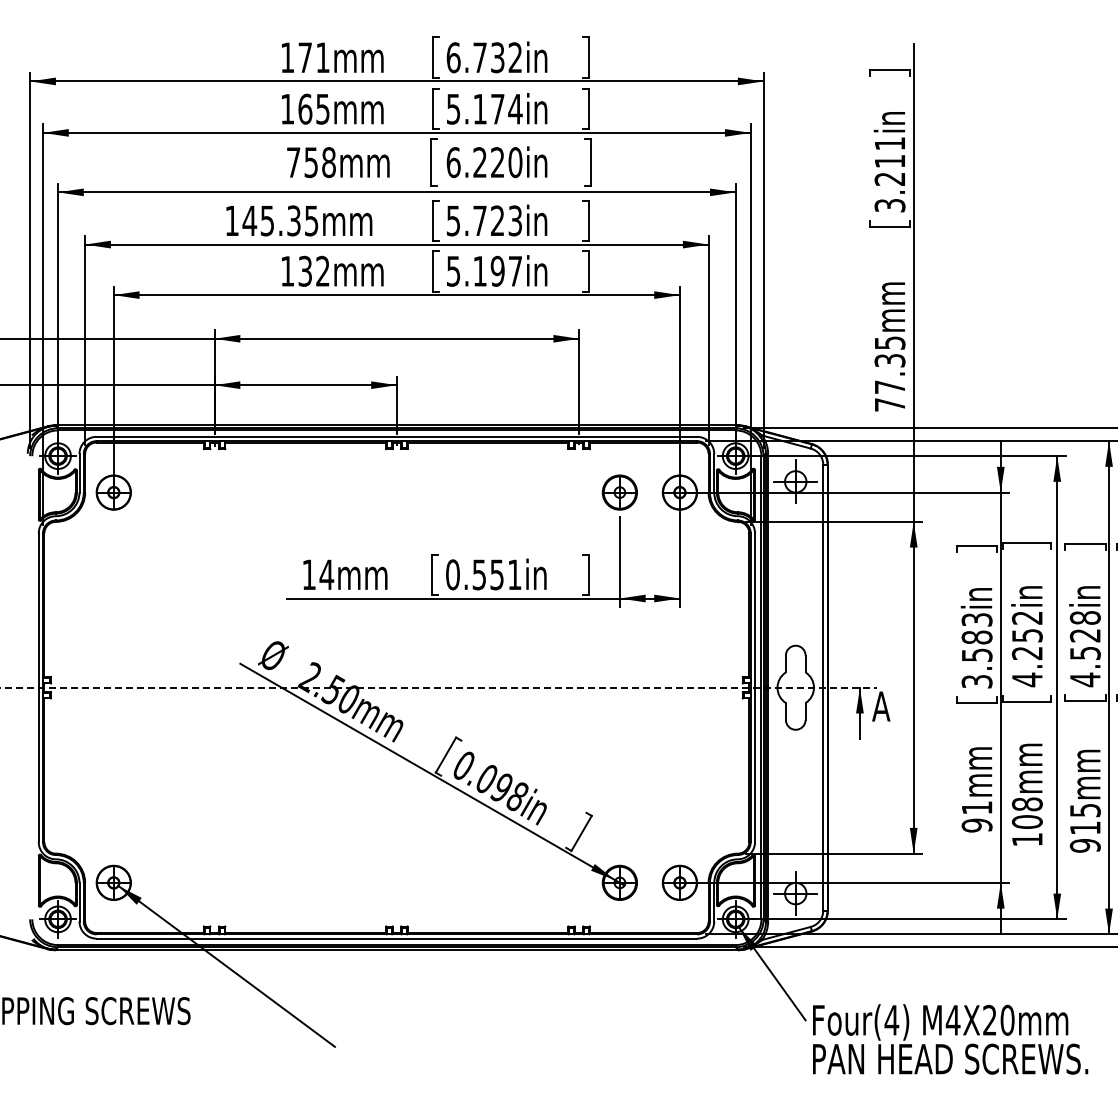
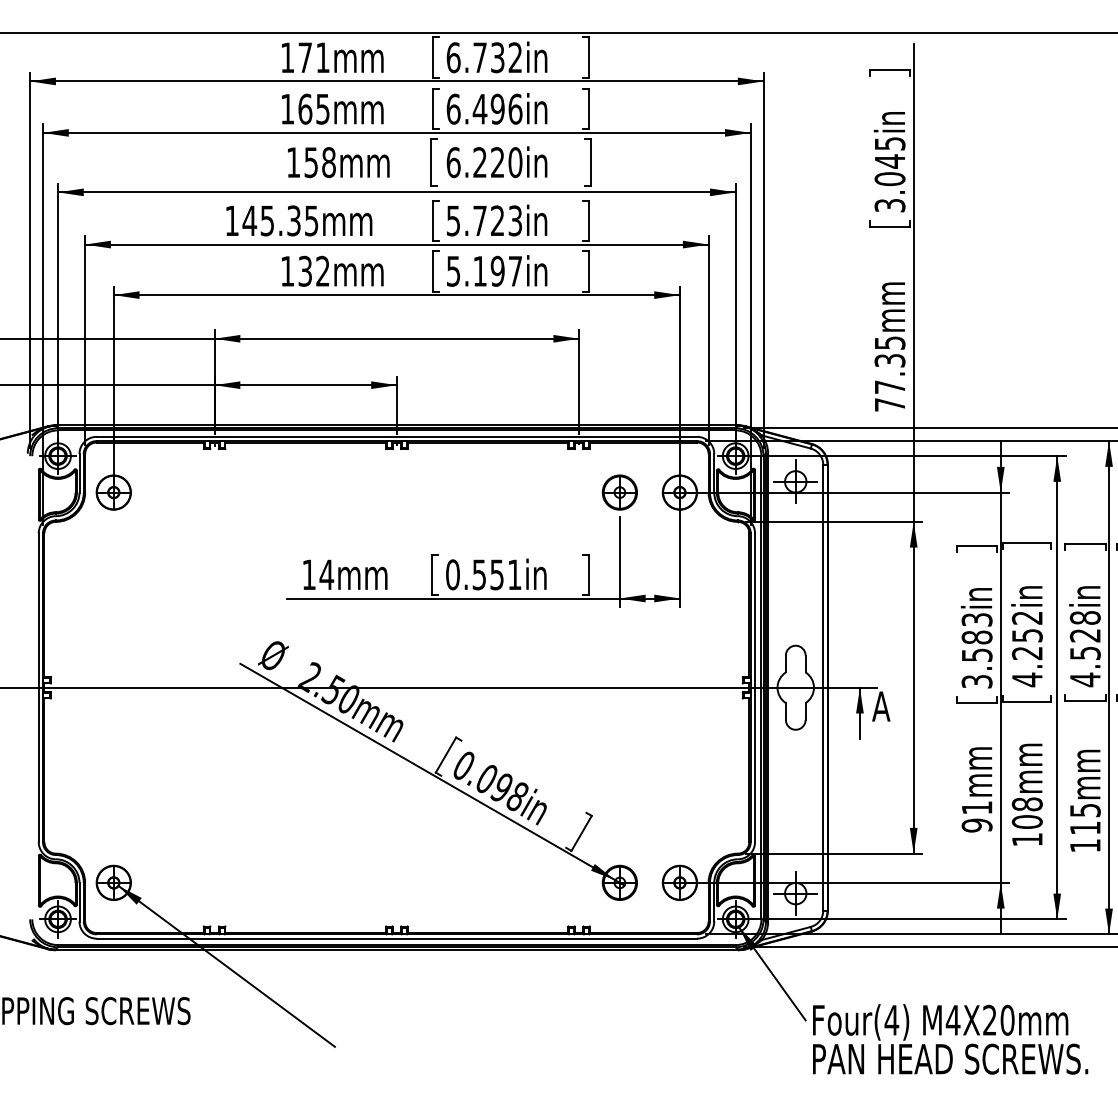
line: none -> present (558, 33)
text: 5.174in -> 6.496in (484, 108)
text: 3.211in -> 3.045in (889, 161)
text: 758mm -> 158mm (293, 162)
line: dashed -> solid (439, 687)
text: 915mm -> 115mm (1084, 845)
